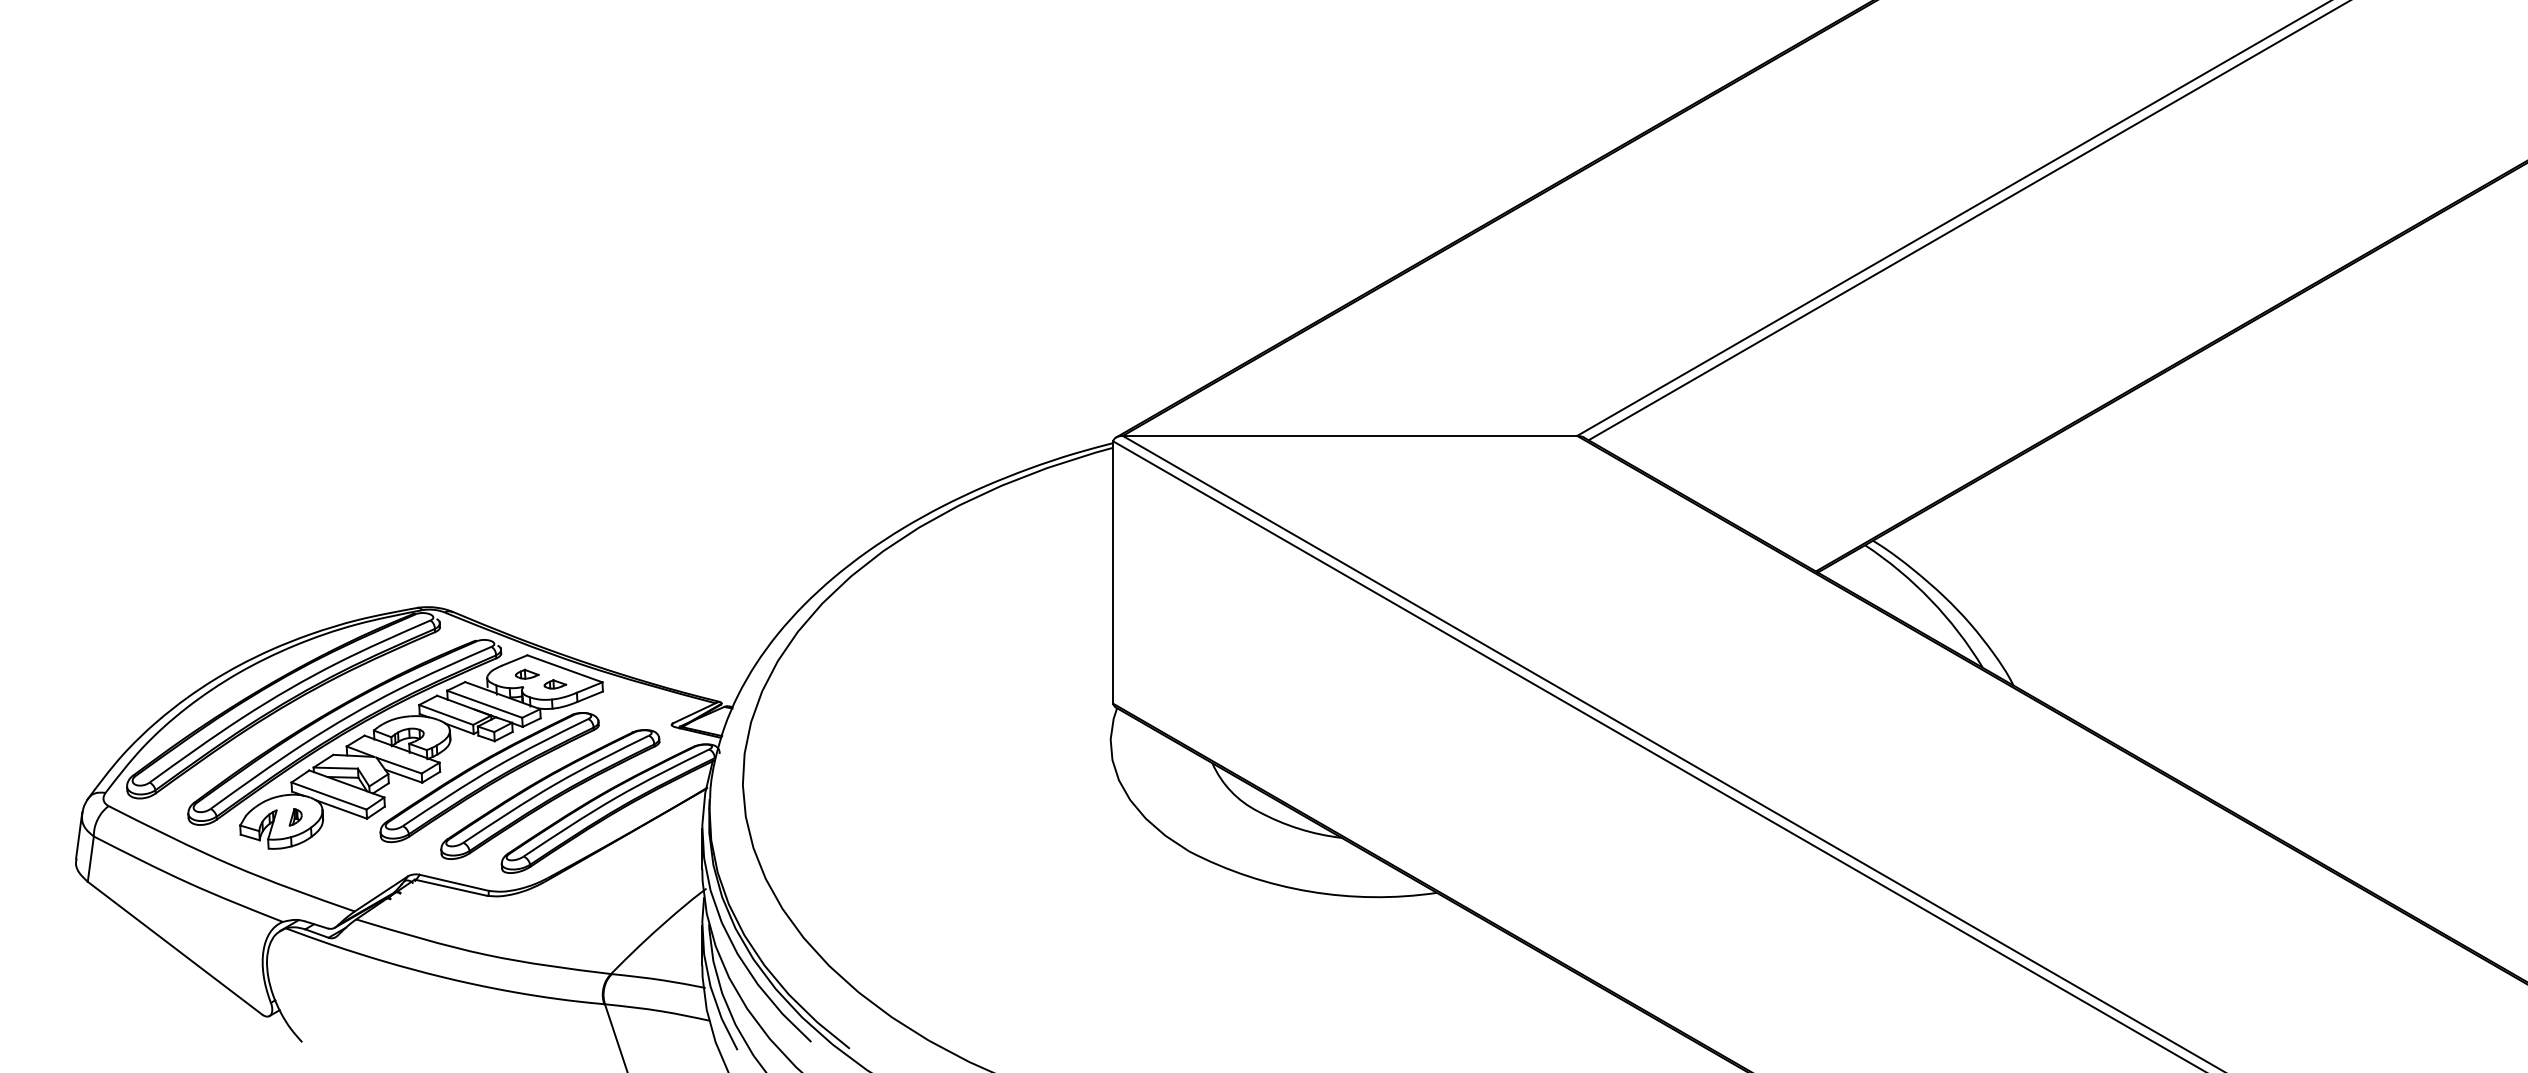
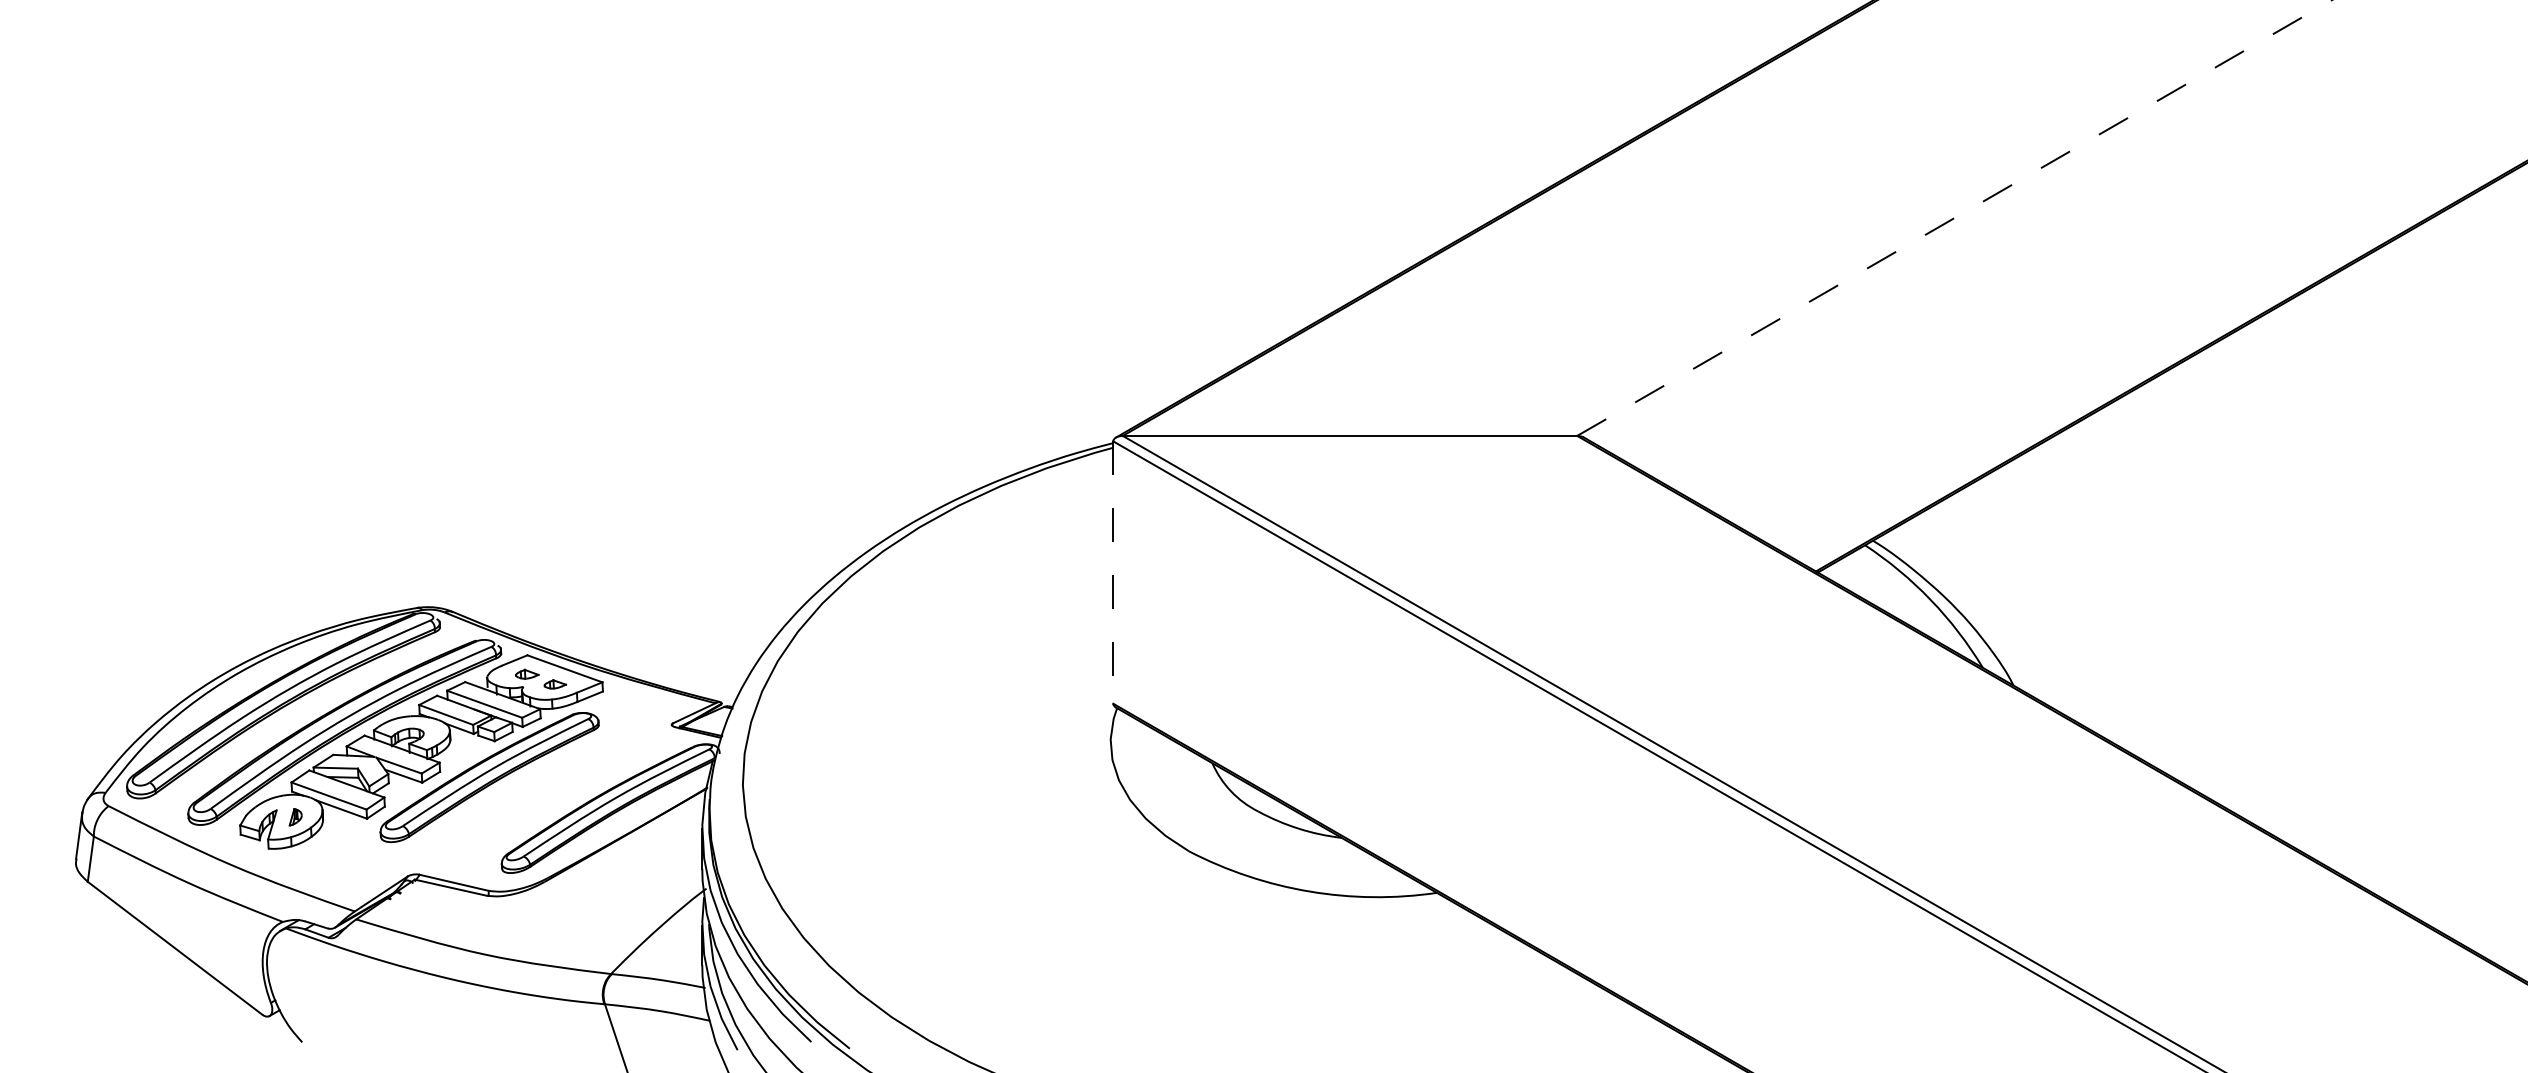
line: solid -> dashed (1954, 217)
line: present -> none (1967, 221)
line: solid -> dashed (1113, 573)
part: present -> none (550, 794)
